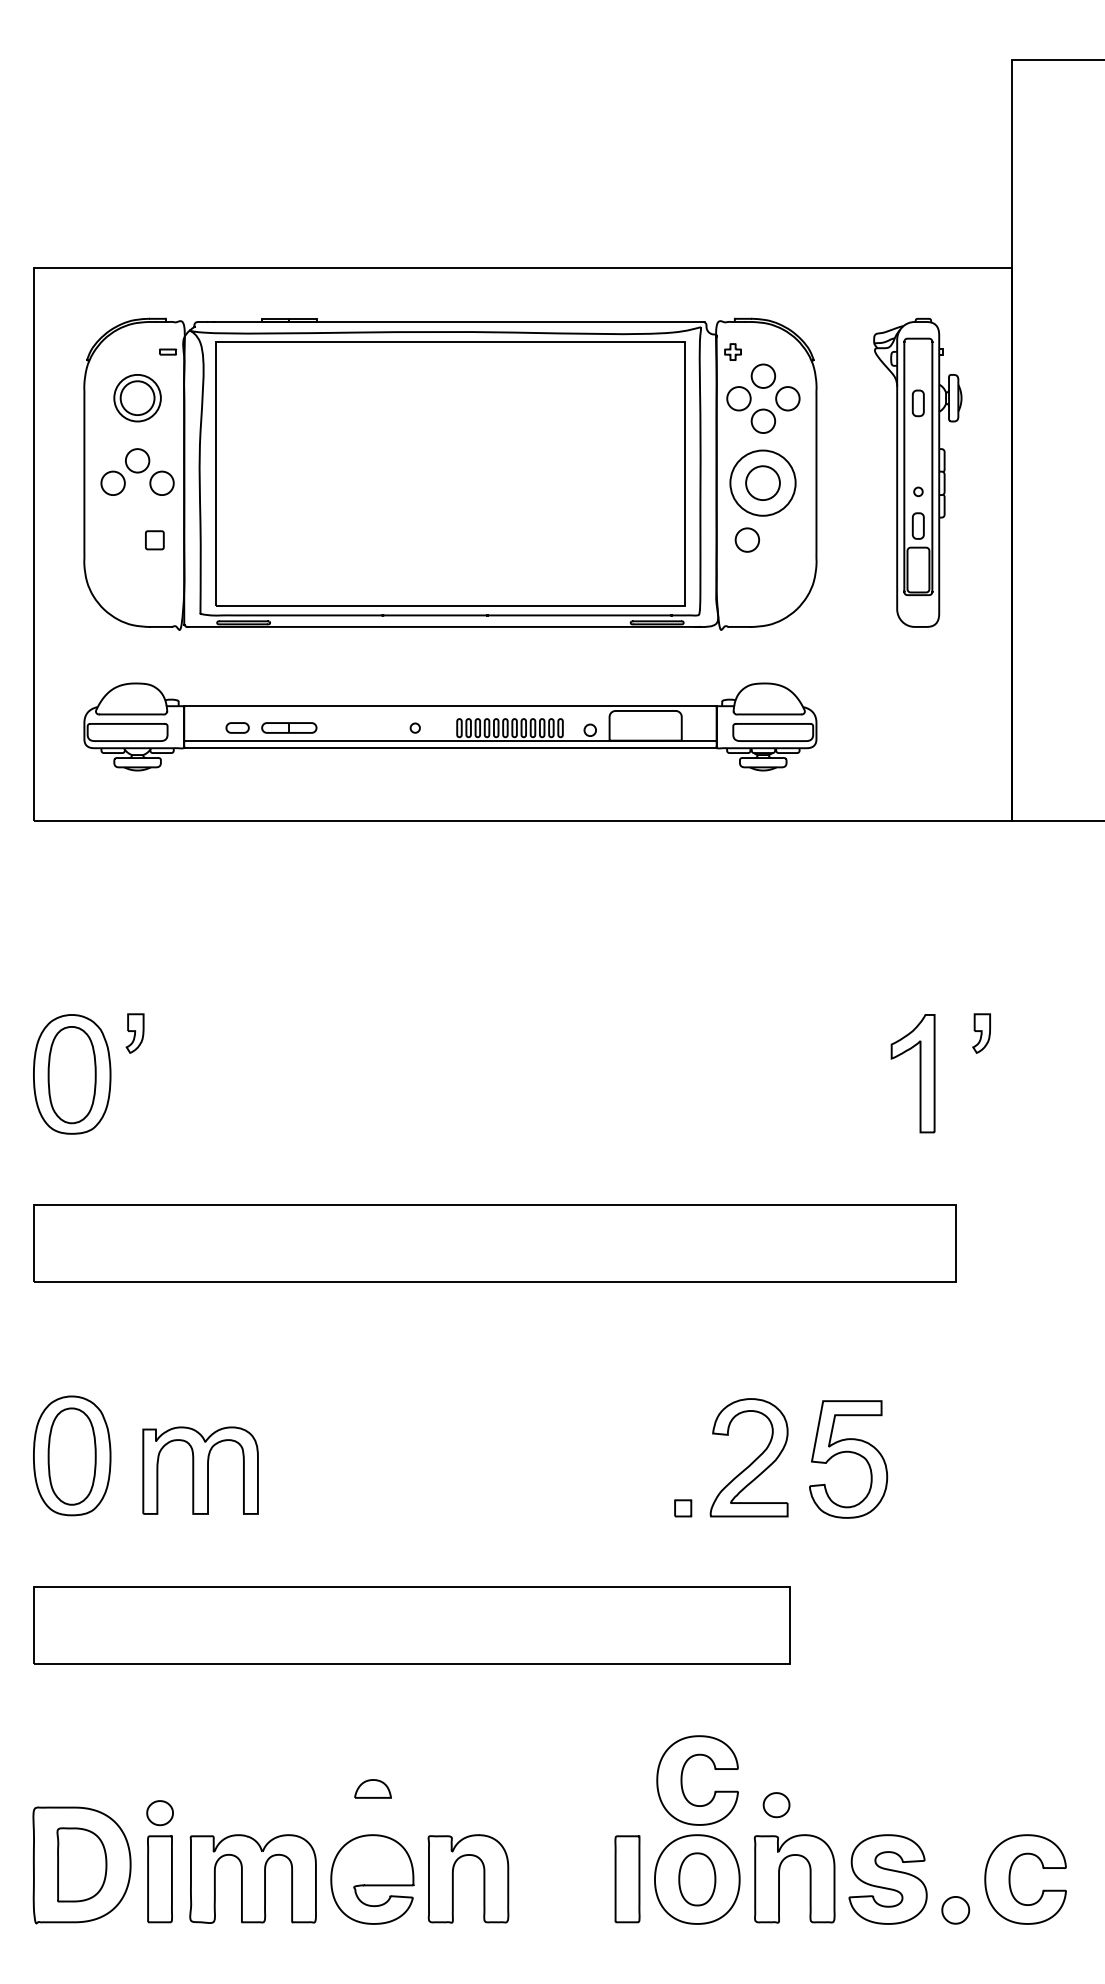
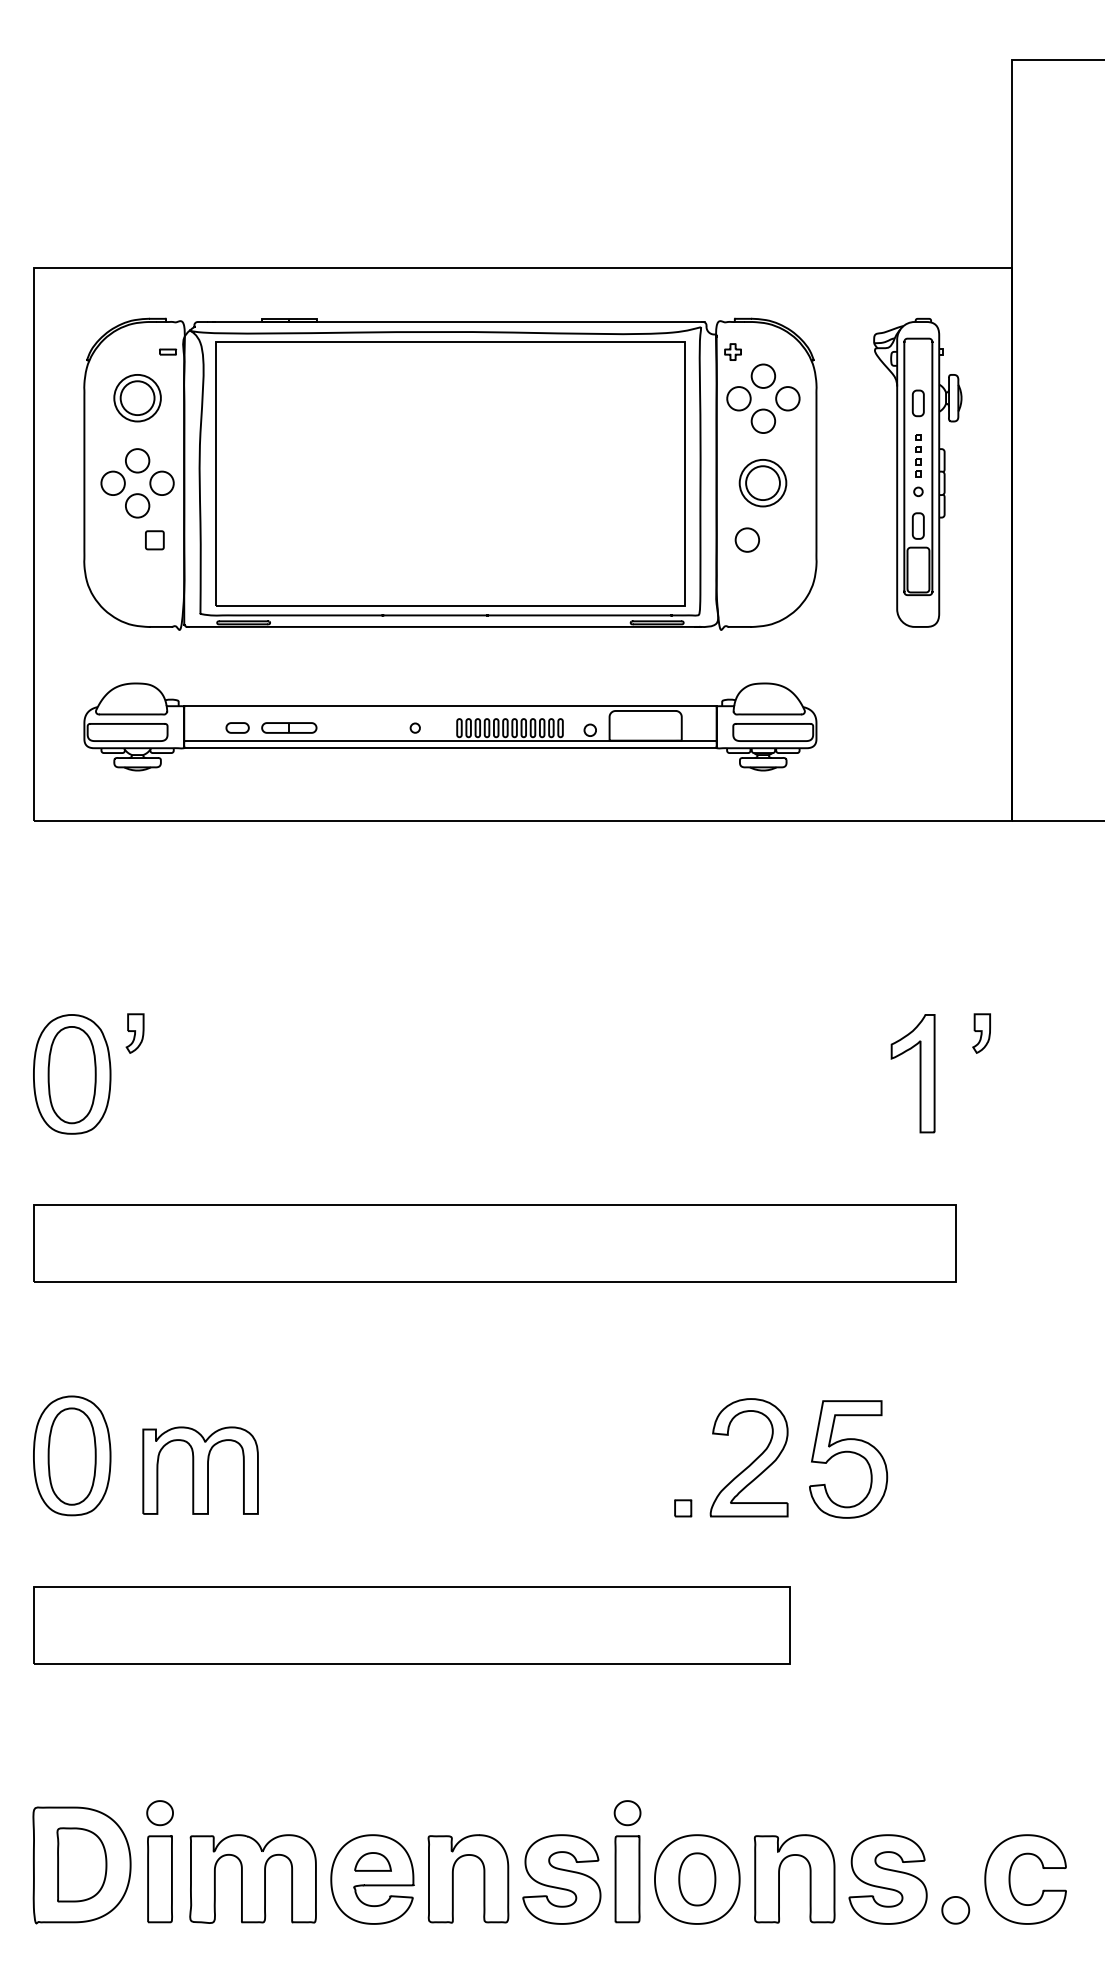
part: none -> present (918, 455)
circle diameter: 65 px -> 47 px (762, 482)
circle: none -> present (137, 505)
part: present -> none (682, 1780)
part position: (372, 1788) -> (372, 1861) (372, 1861)
part position: (776, 1805) -> (627, 1813) (627, 1813)
part: none -> present (561, 1879)
